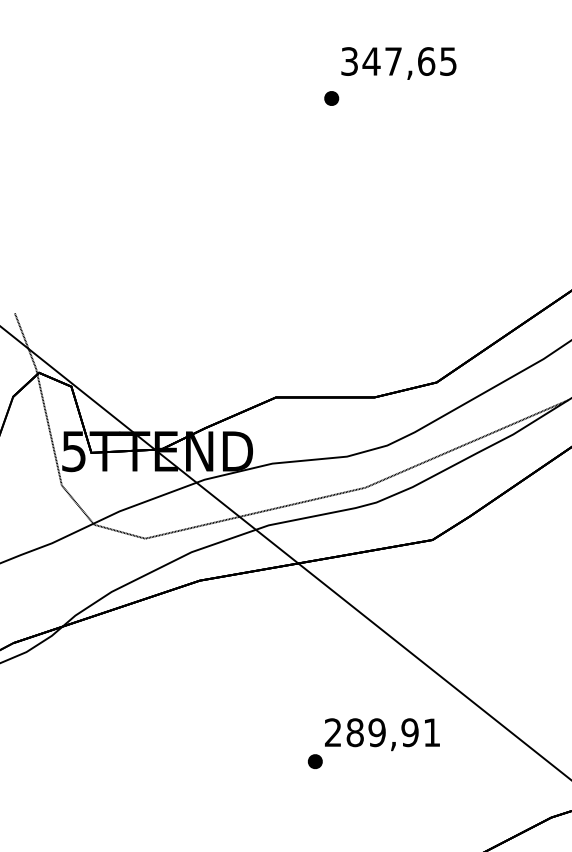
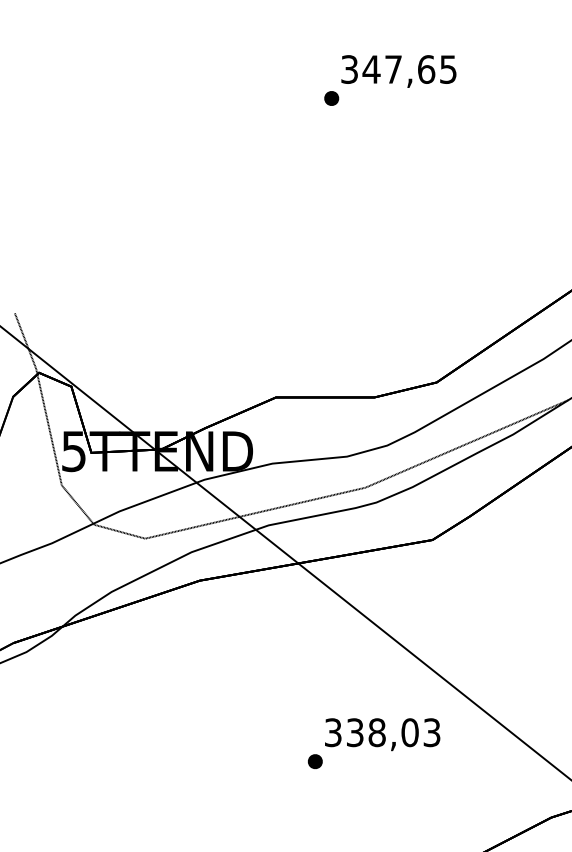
text position: (398, 63) -> (398, 71) (398, 71)
text: 289,91 -> 338,03 (382, 732)
